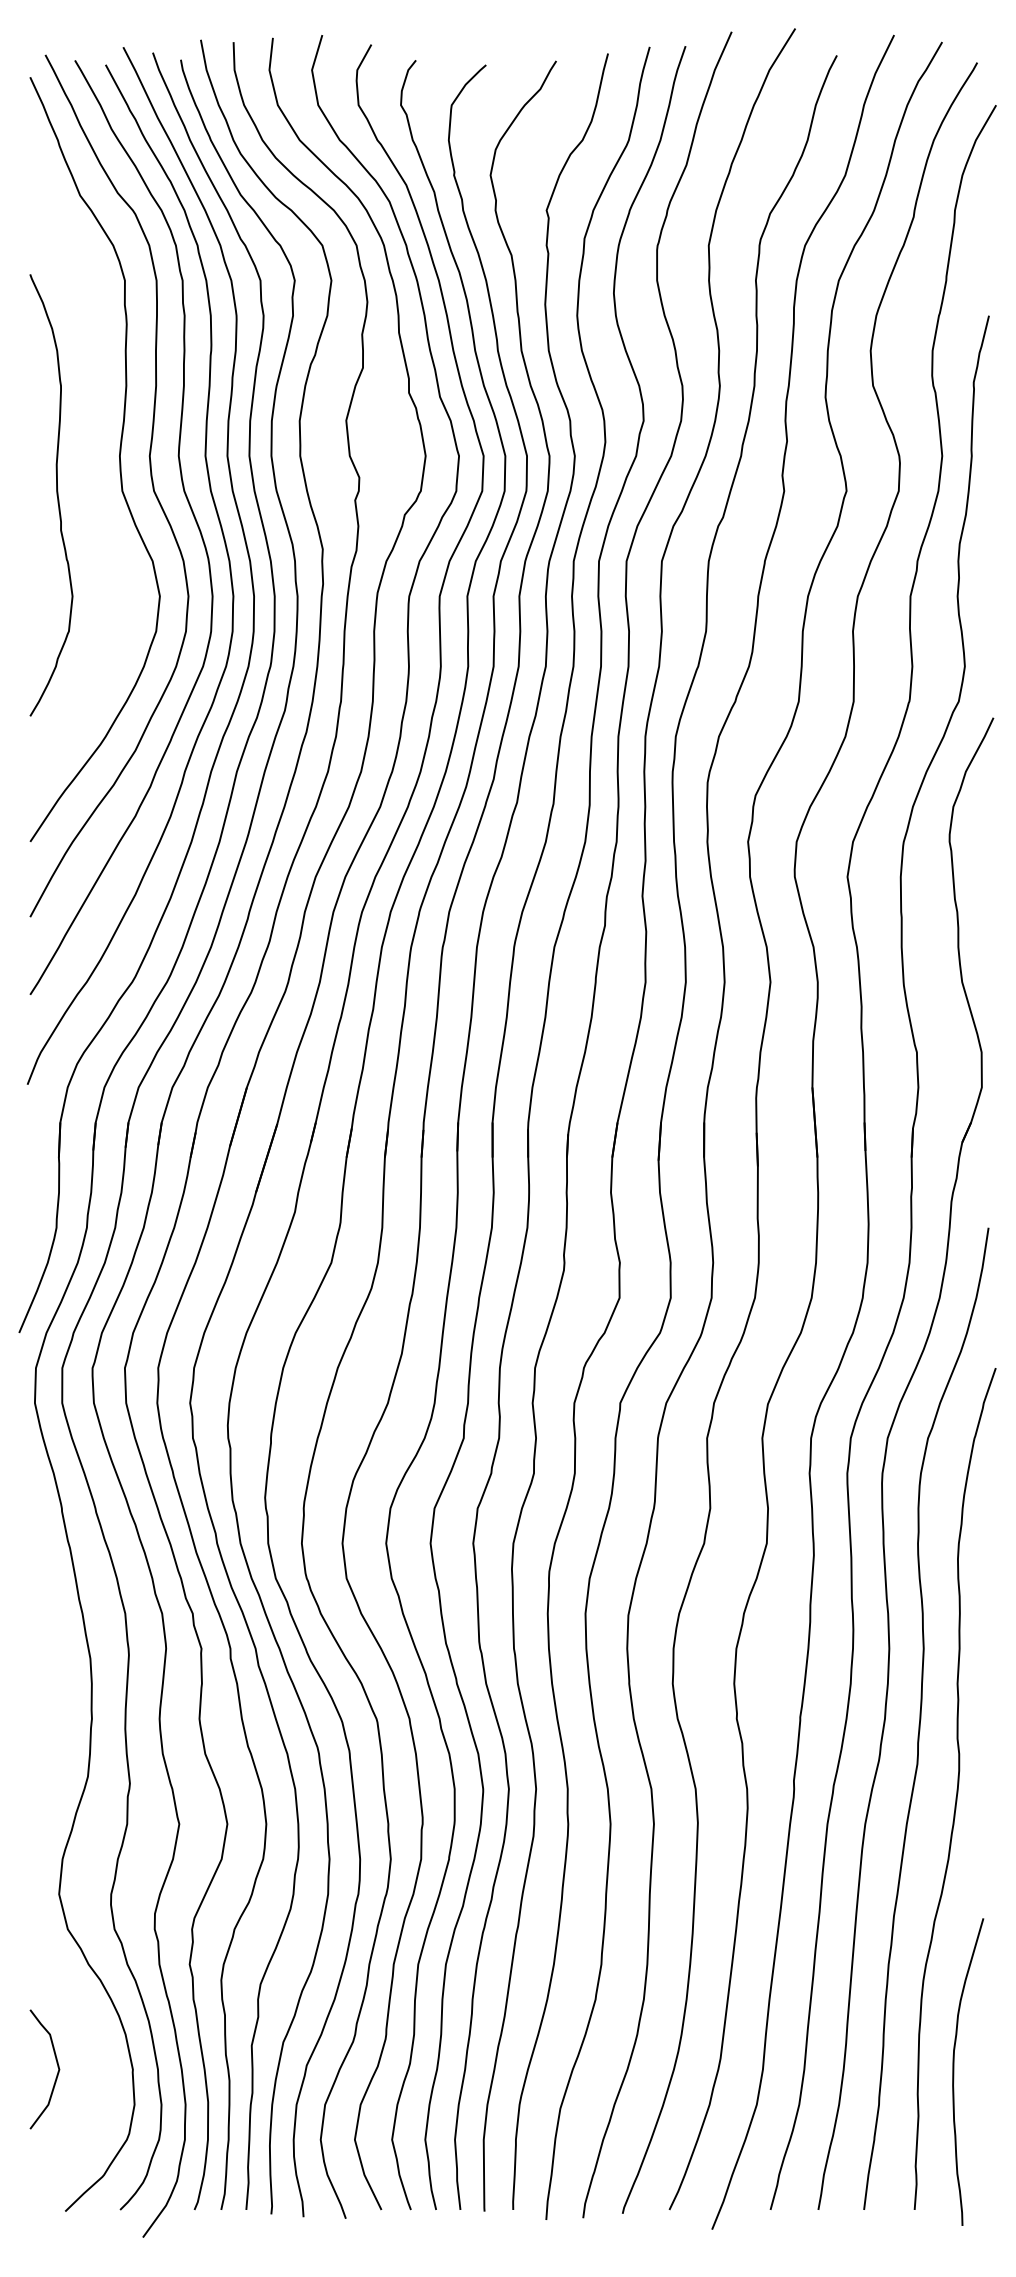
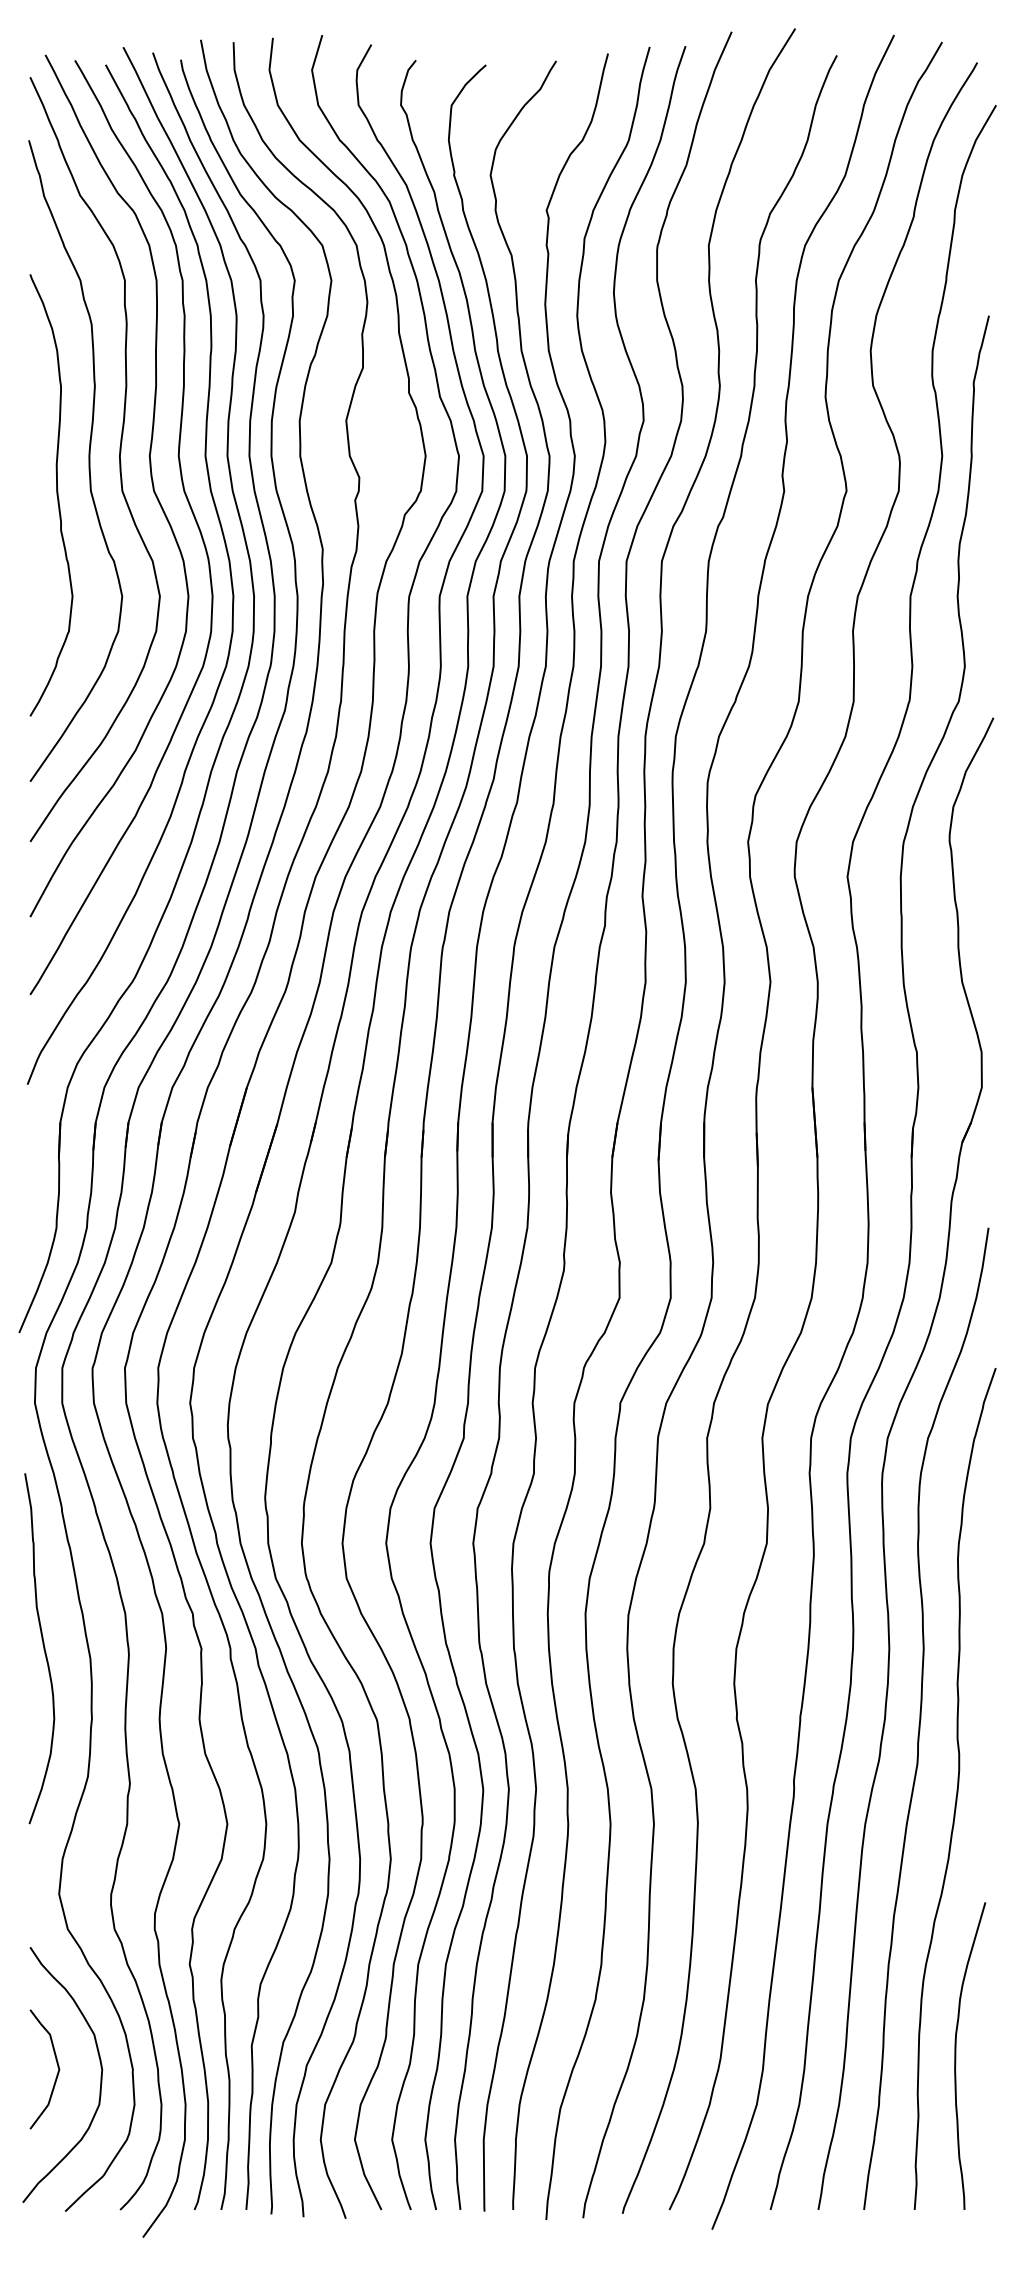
curve: none -> present (88, 460)
curve: none -> present (43, 1648)
curve position: (954, 2071) -> (956, 2055) (956, 2055)
curve: none -> present (100, 2075)
